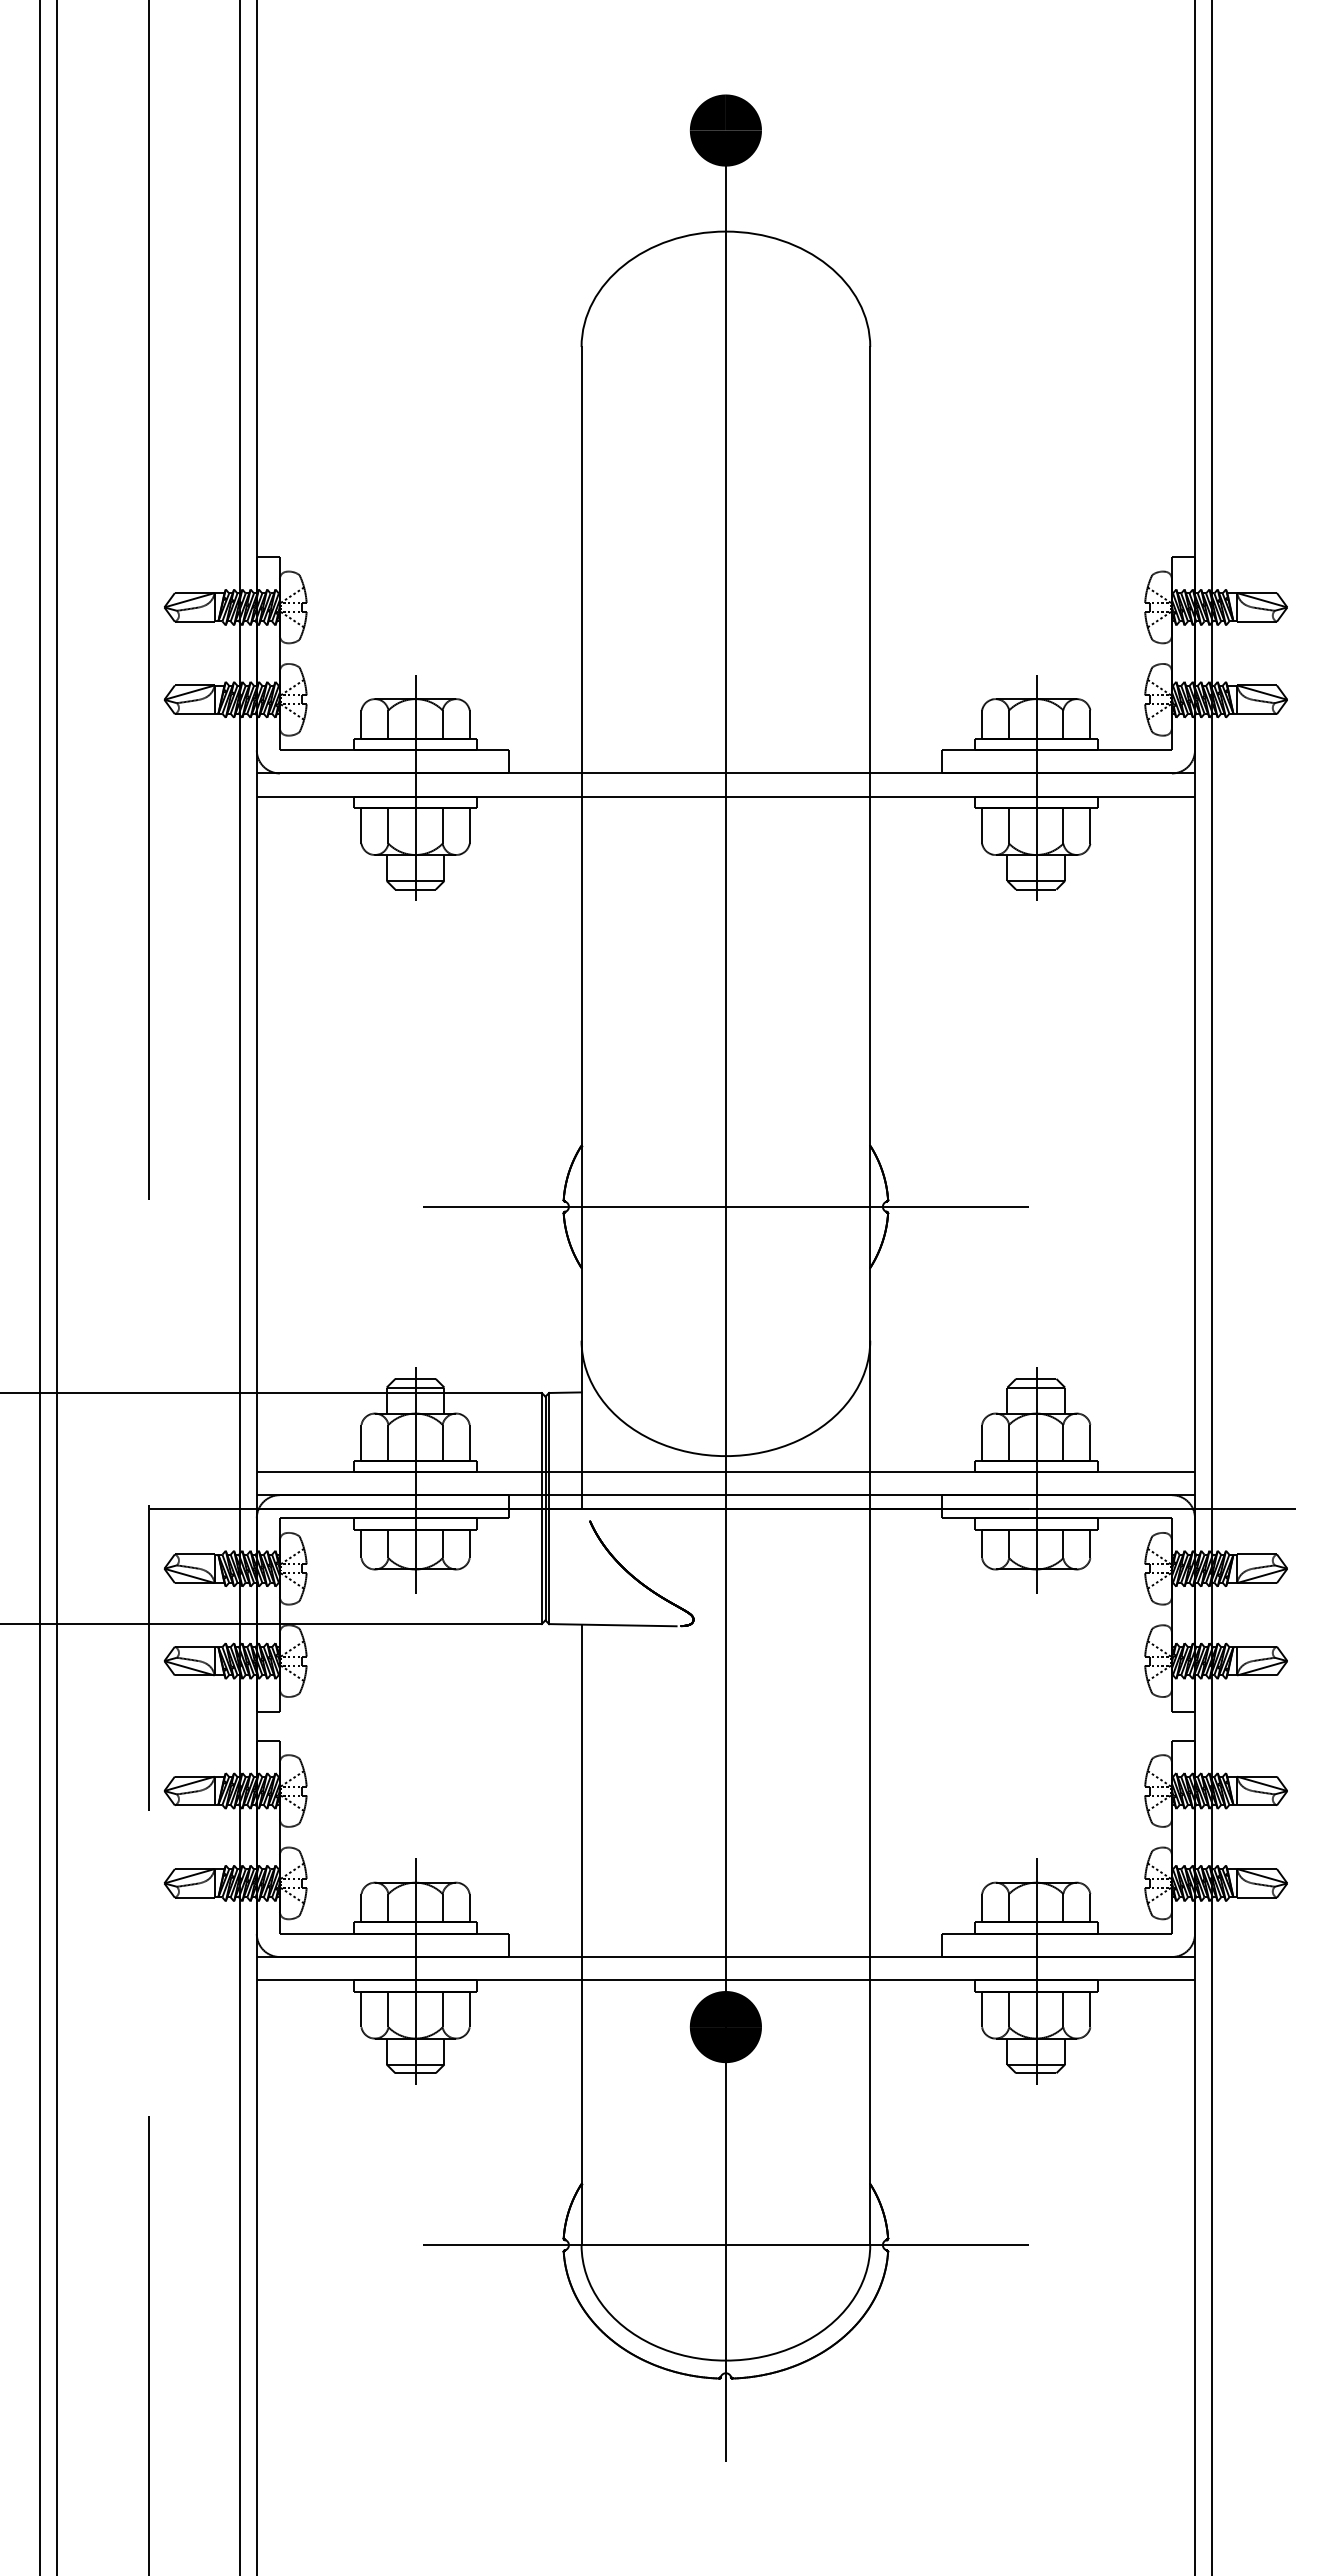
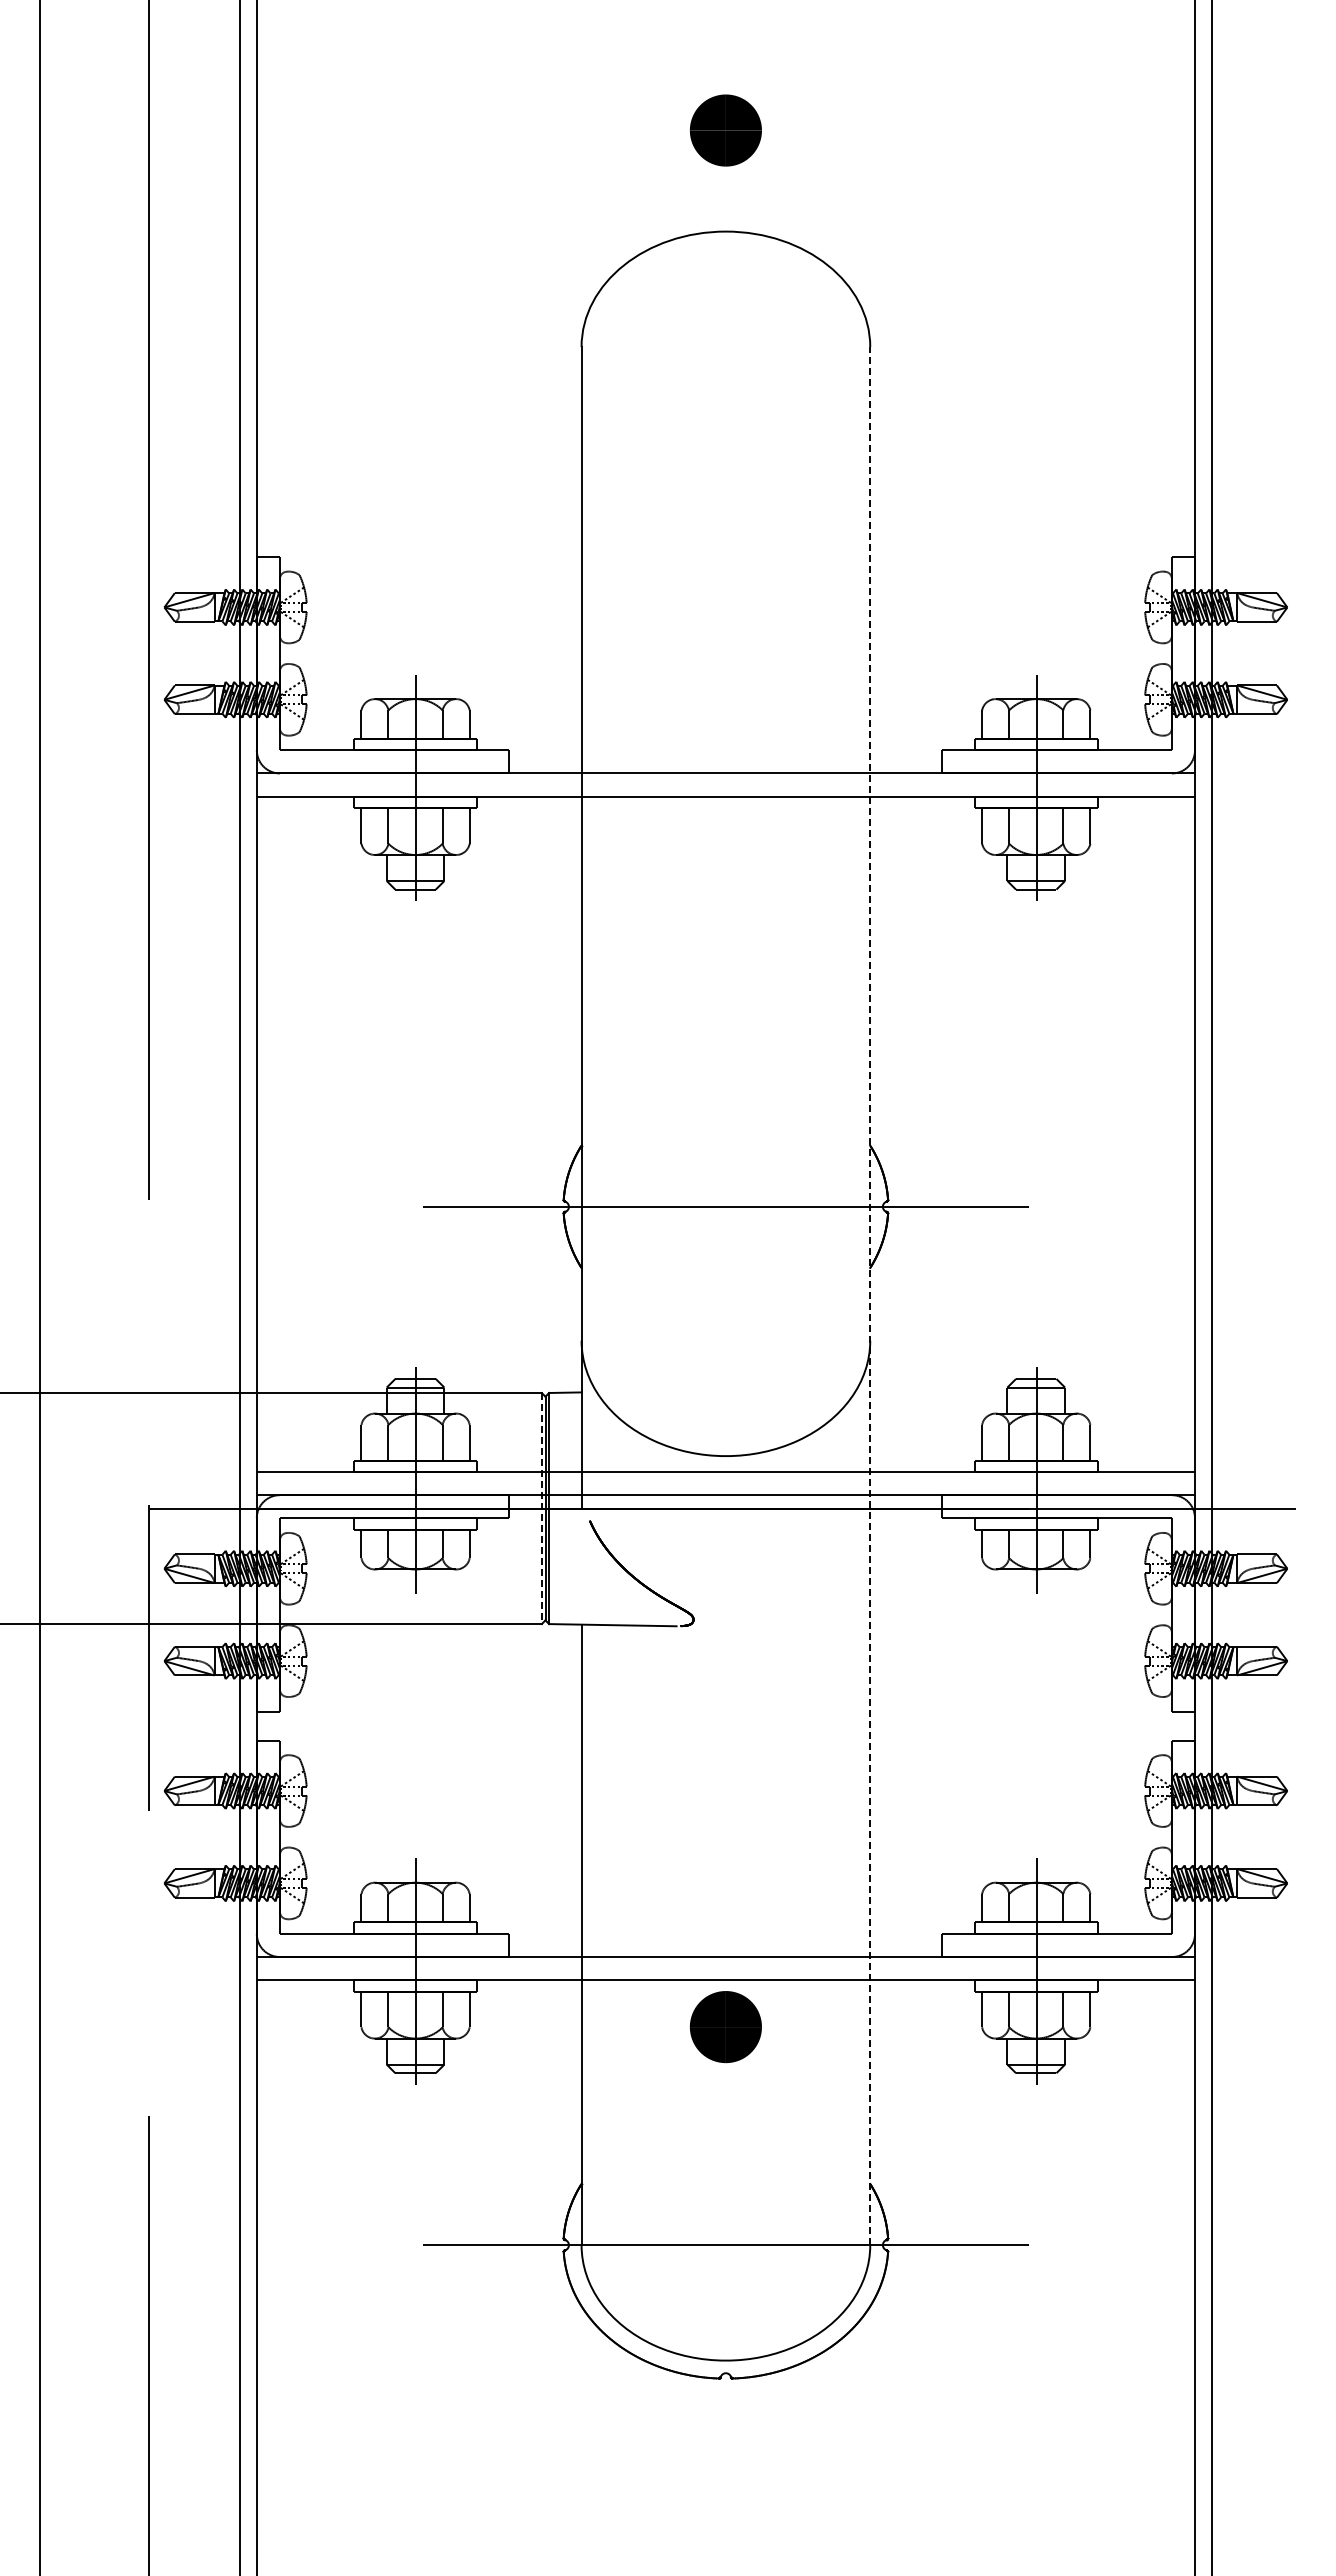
line: present -> none (56, 1287)
line: present -> none (725, 1295)
line: solid -> dashed (870, 1295)
line: solid -> dashed (541, 1509)
